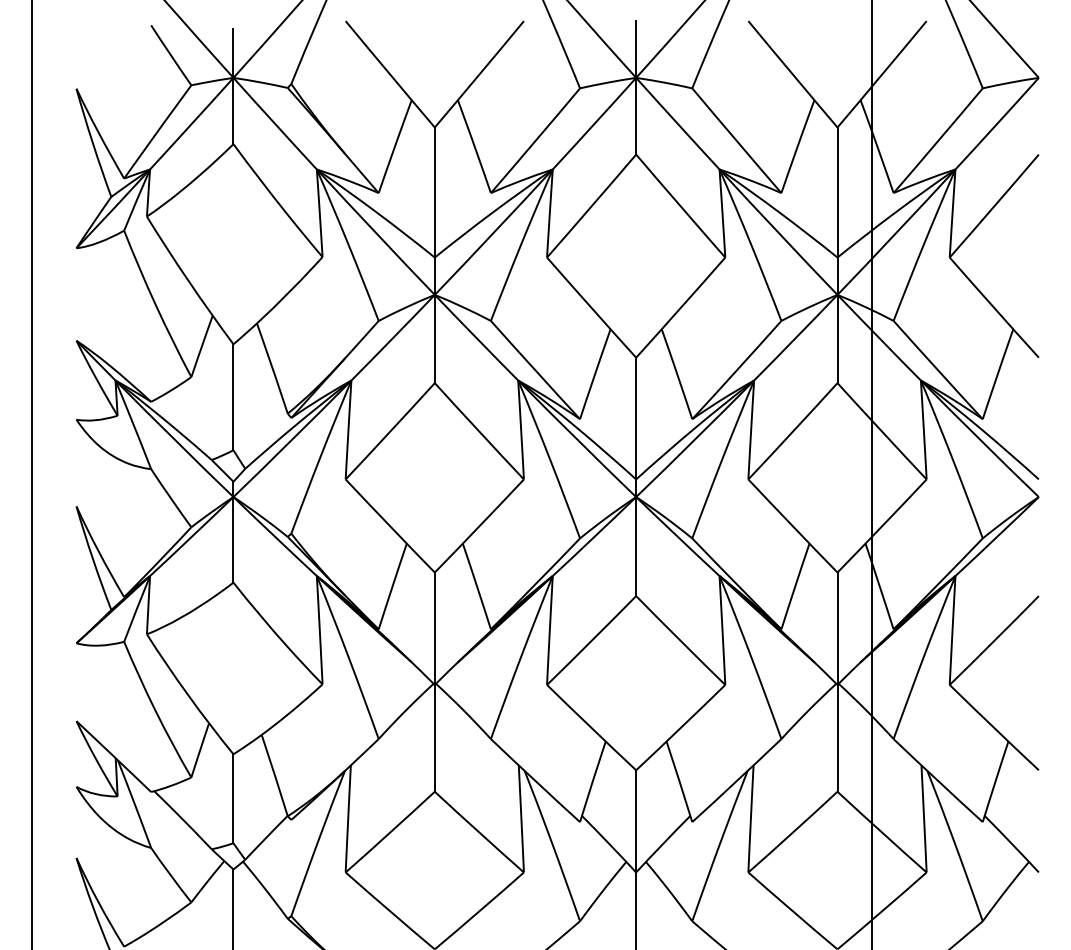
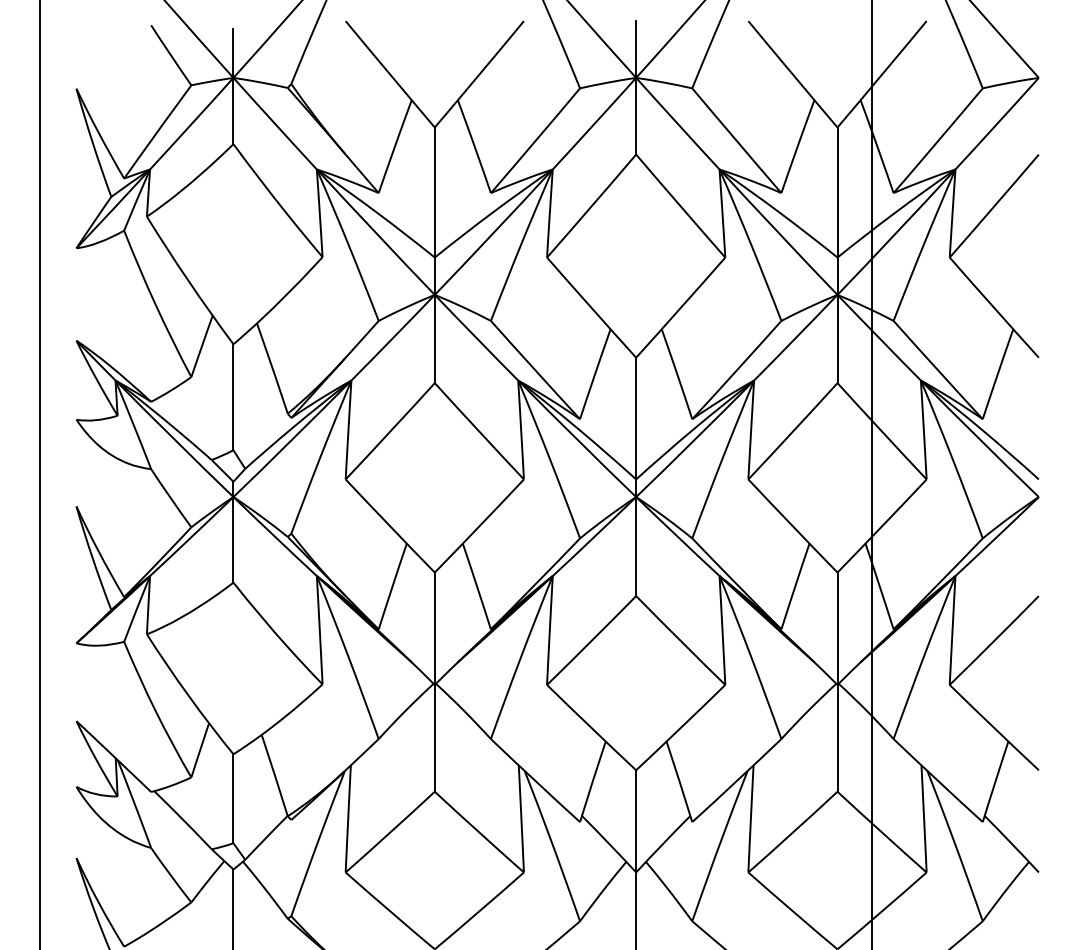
line position: (32, 474) -> (40, 474) (40, 474)
